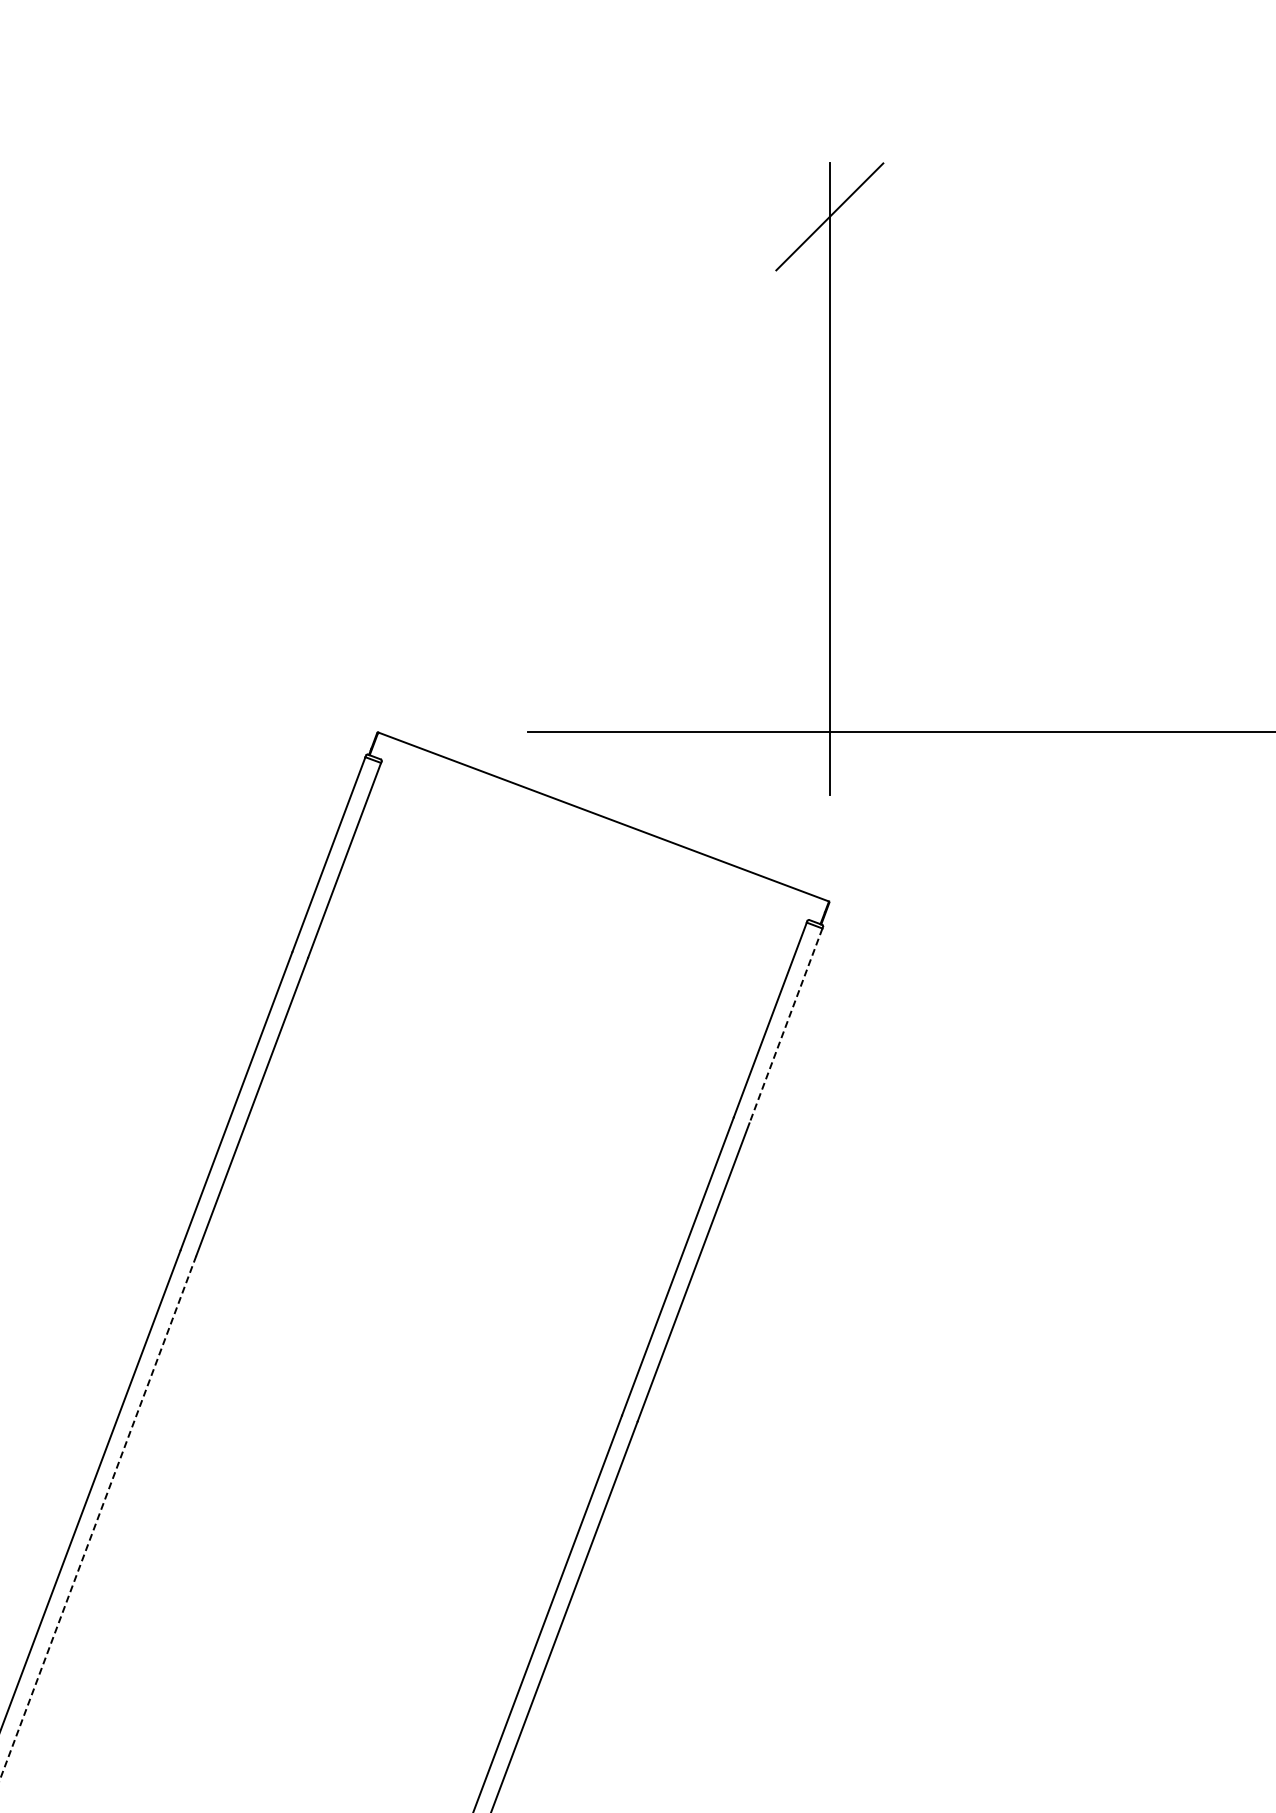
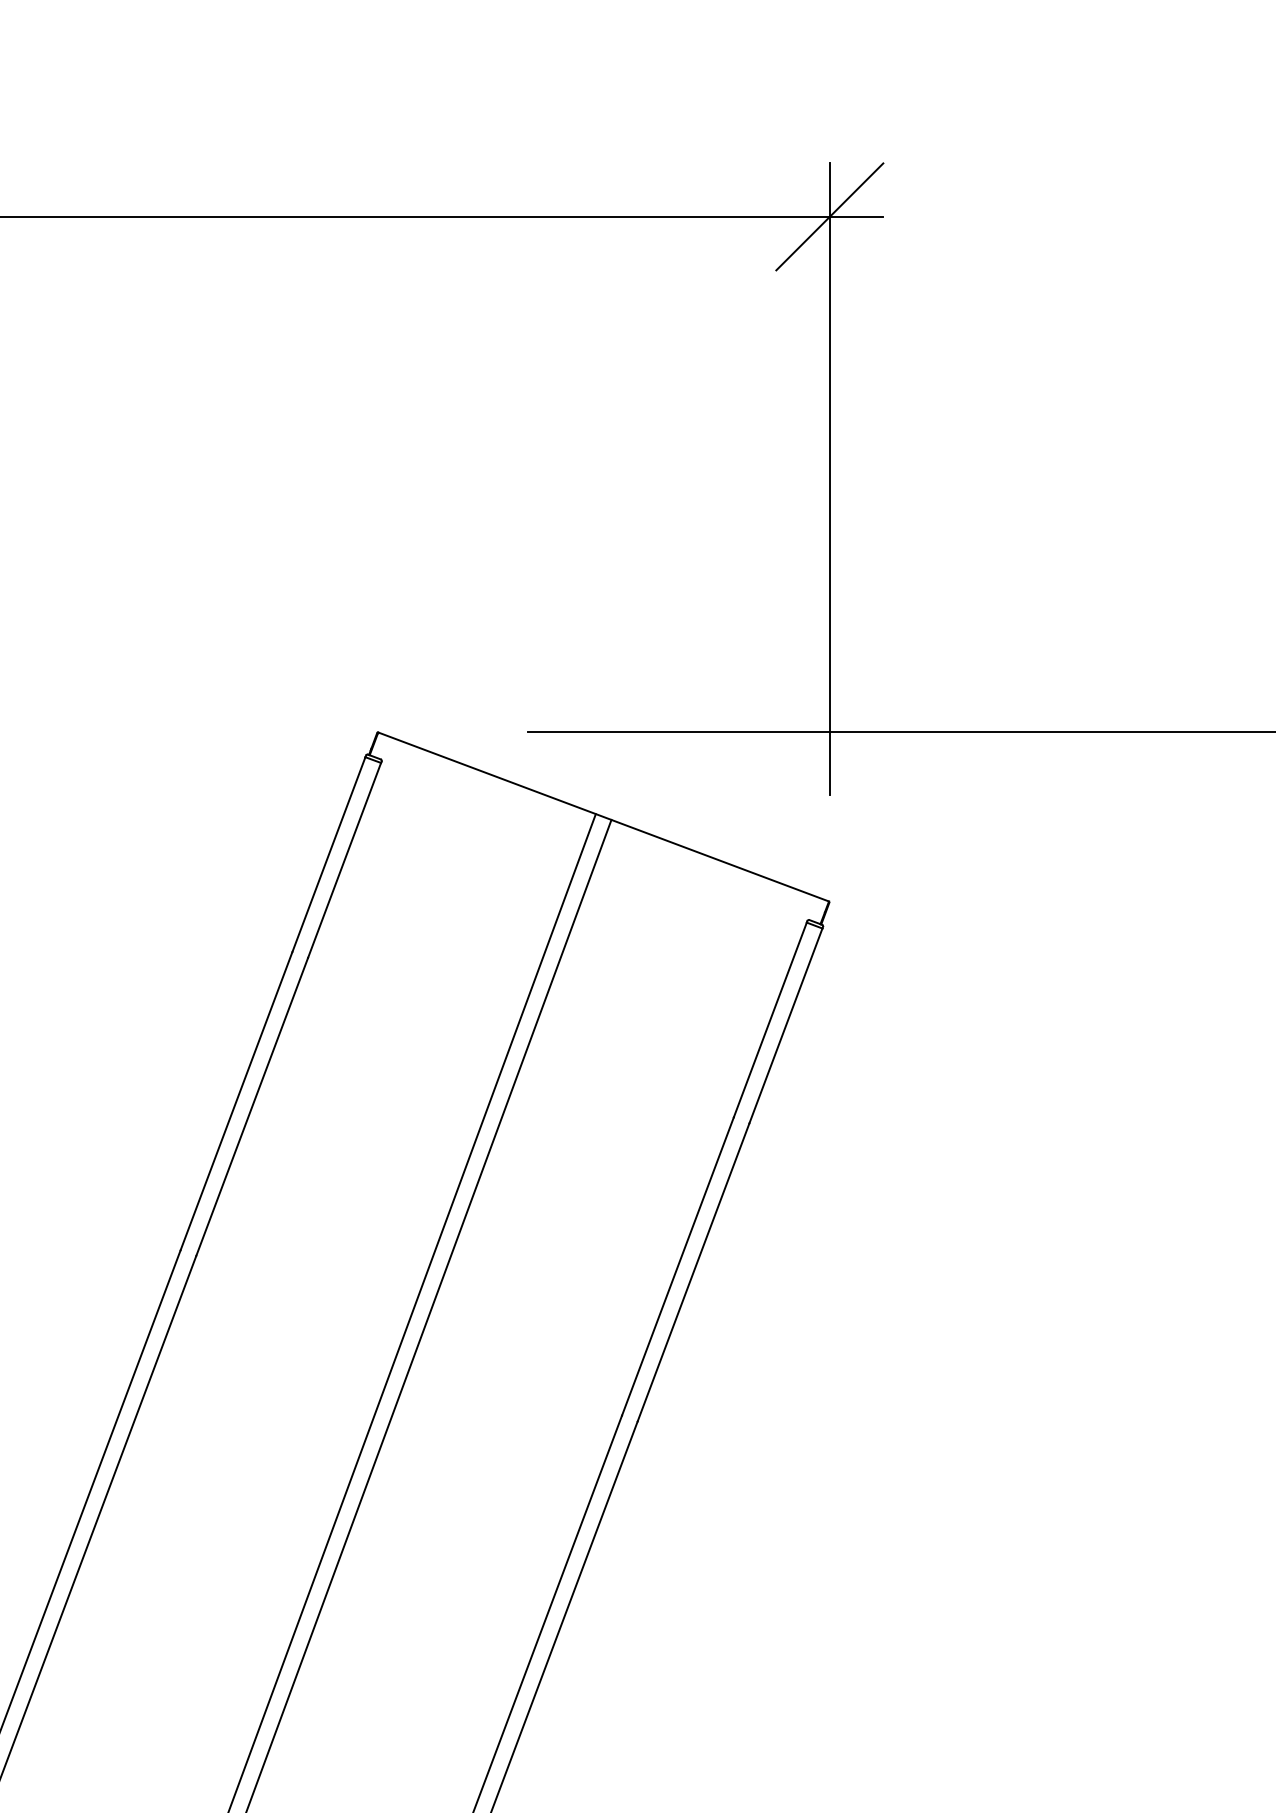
line: none -> present (442, 216)
line: dashed -> solid (785, 1026)
line: none -> present (412, 1311)
line: none -> present (429, 1314)
line: dashed -> solid (98, 1517)
